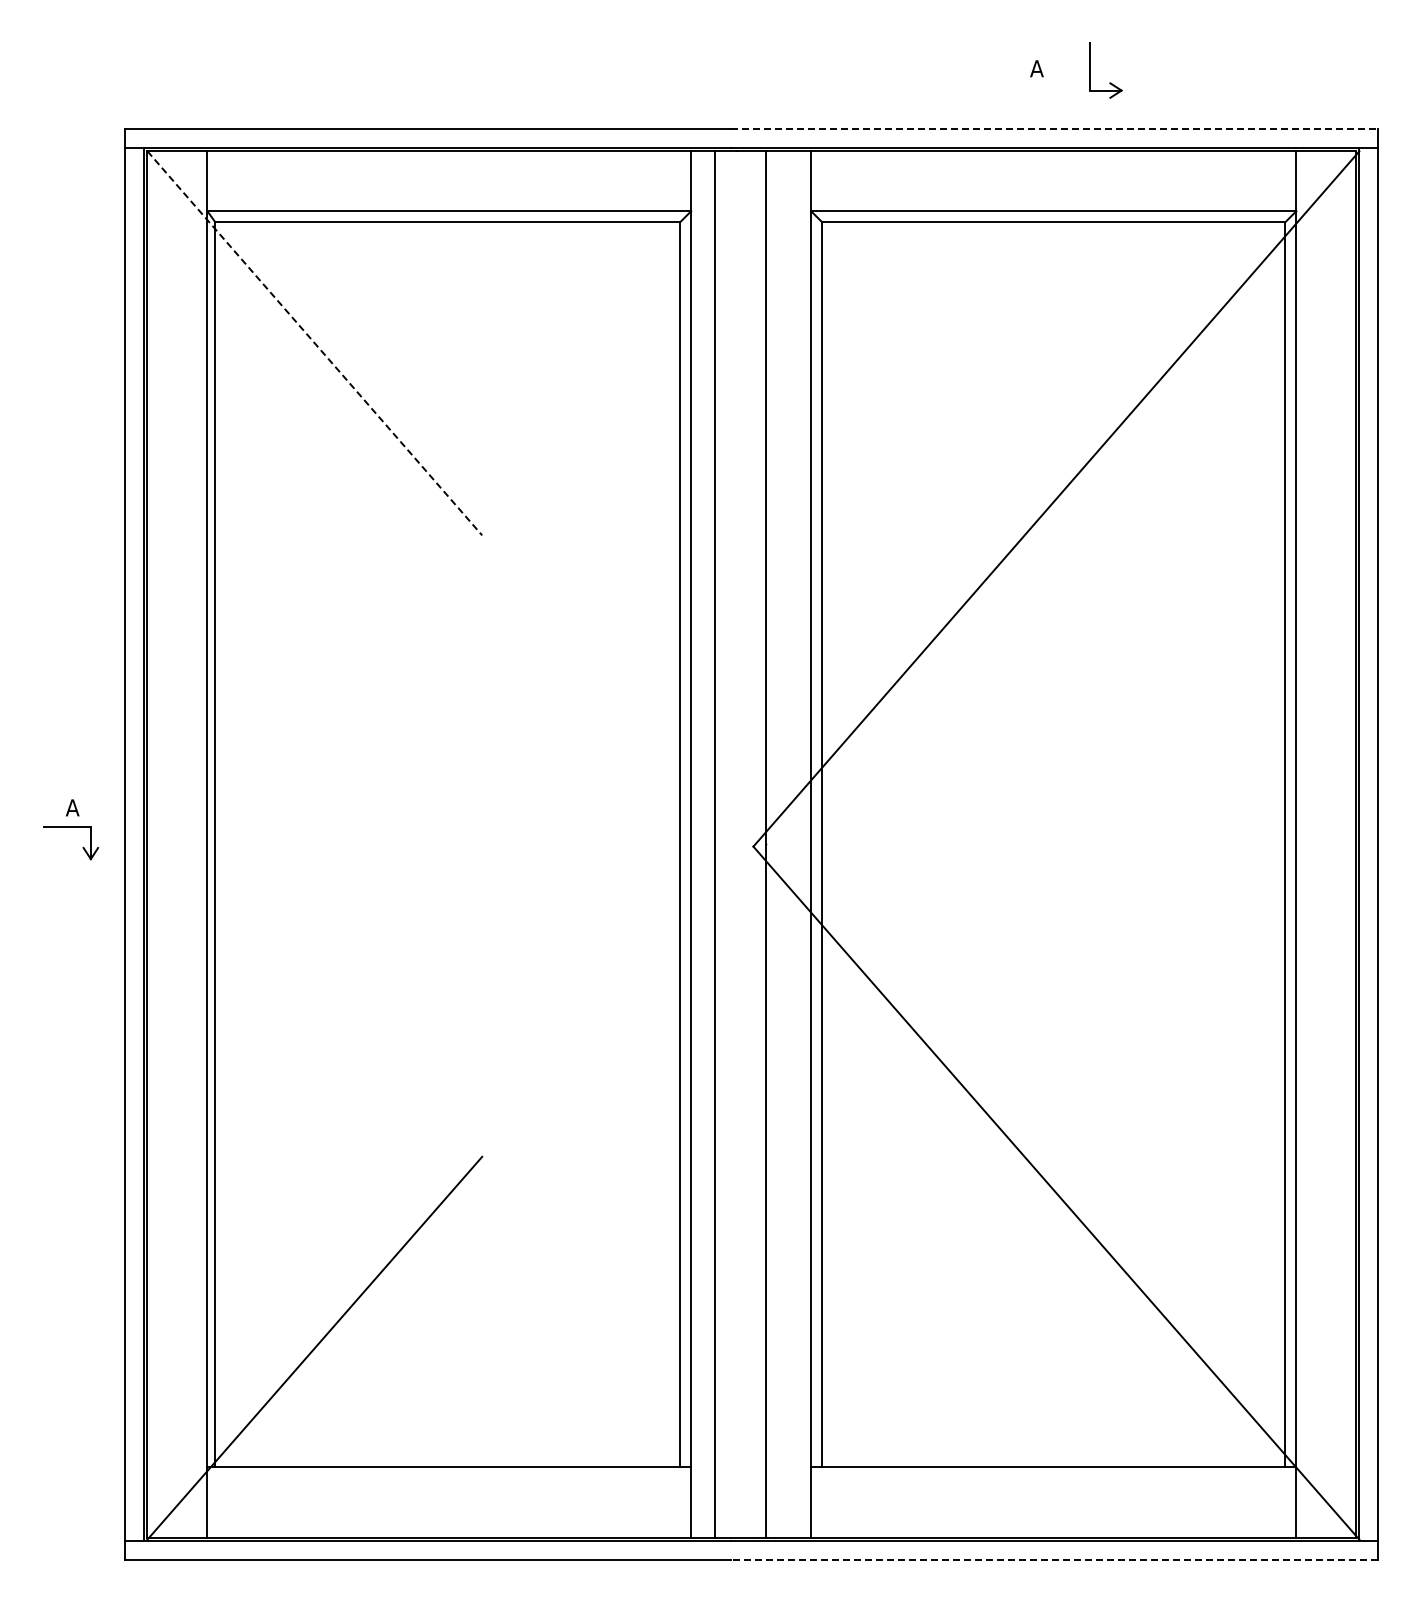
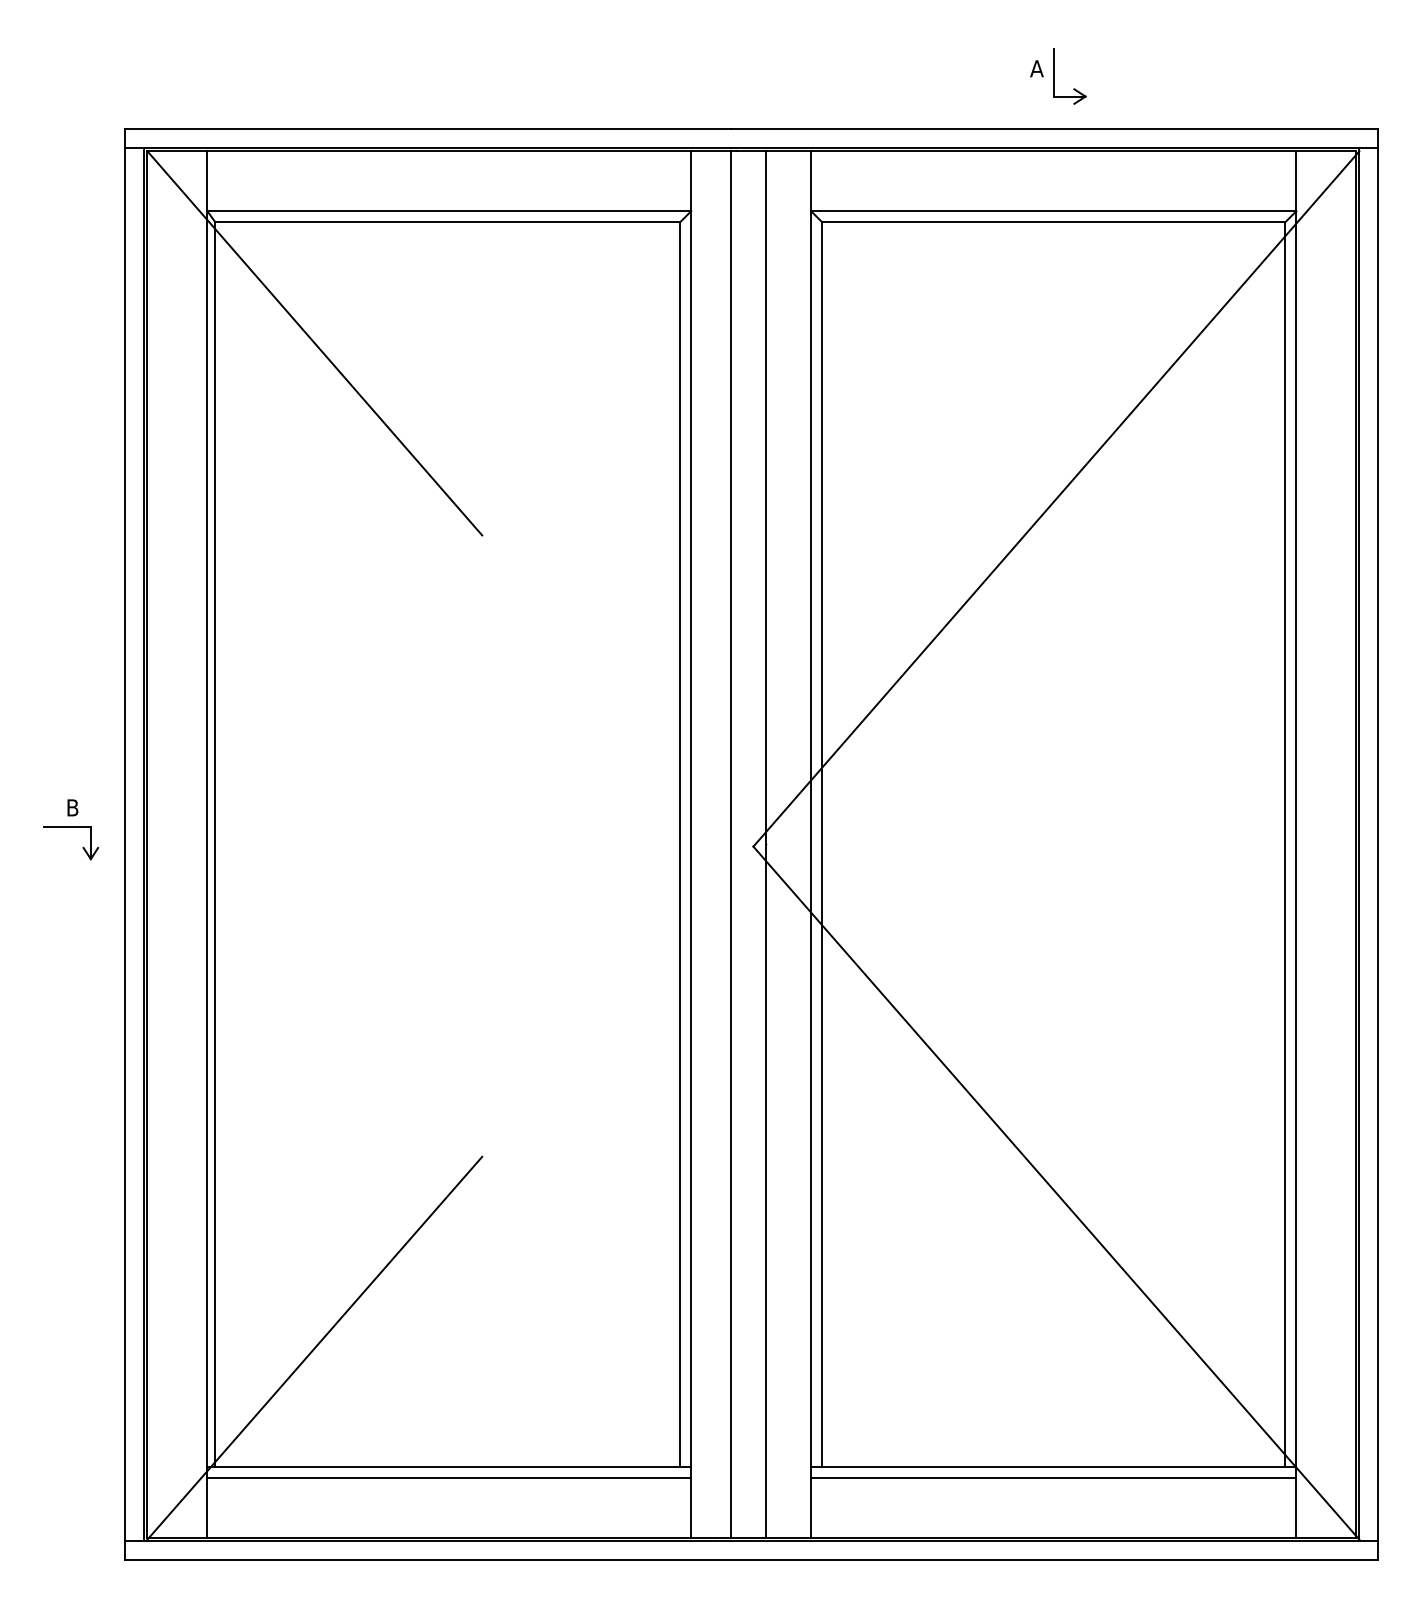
part position: (1109, 82) -> (1073, 88) (1073, 88)
line: dashed -> solid (1054, 129)
line: dashed -> solid (314, 343)
text: A -> B (72, 807)
line position: (715, 844) -> (731, 844) (731, 844)
line: none -> present (449, 1477)
line: none -> present (1053, 1477)
line: dashed -> solid (1054, 1559)
